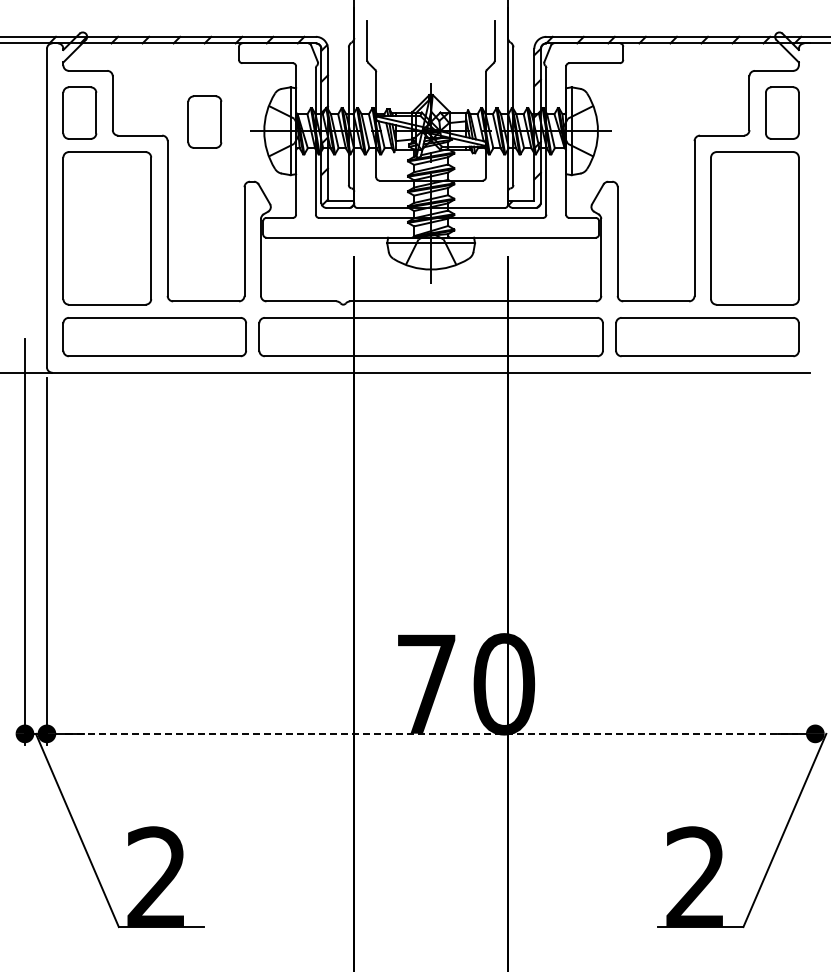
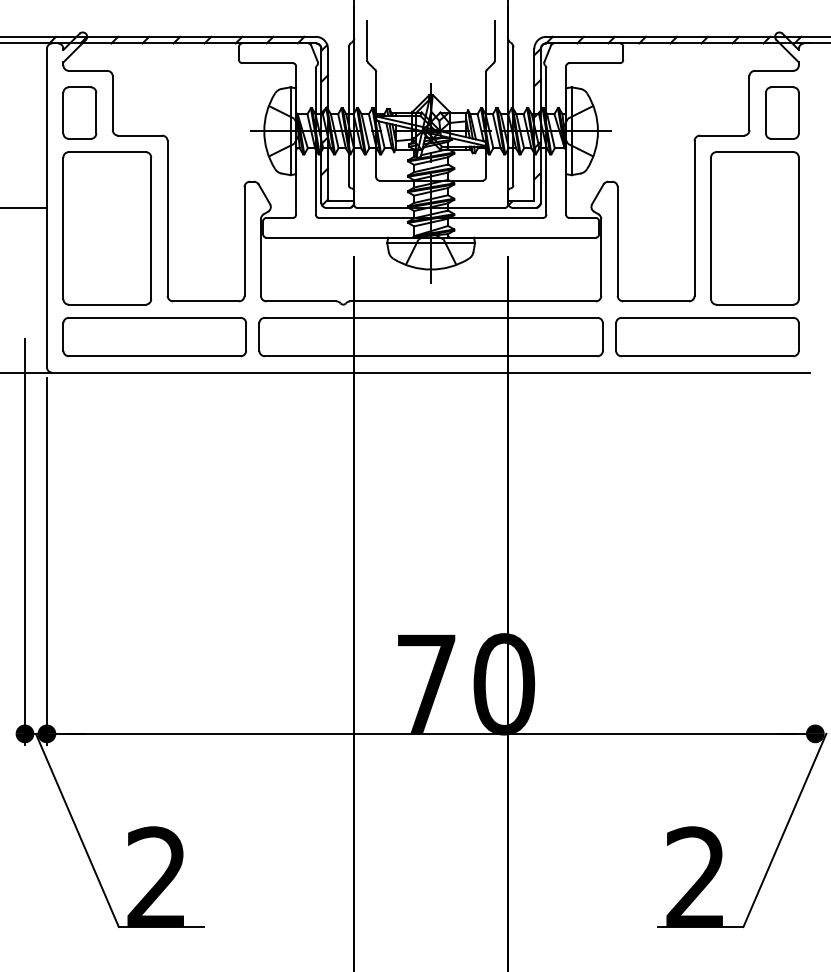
part: present -> none (204, 121)
line: none -> present (24, 208)
line: dashed -> solid (431, 733)
